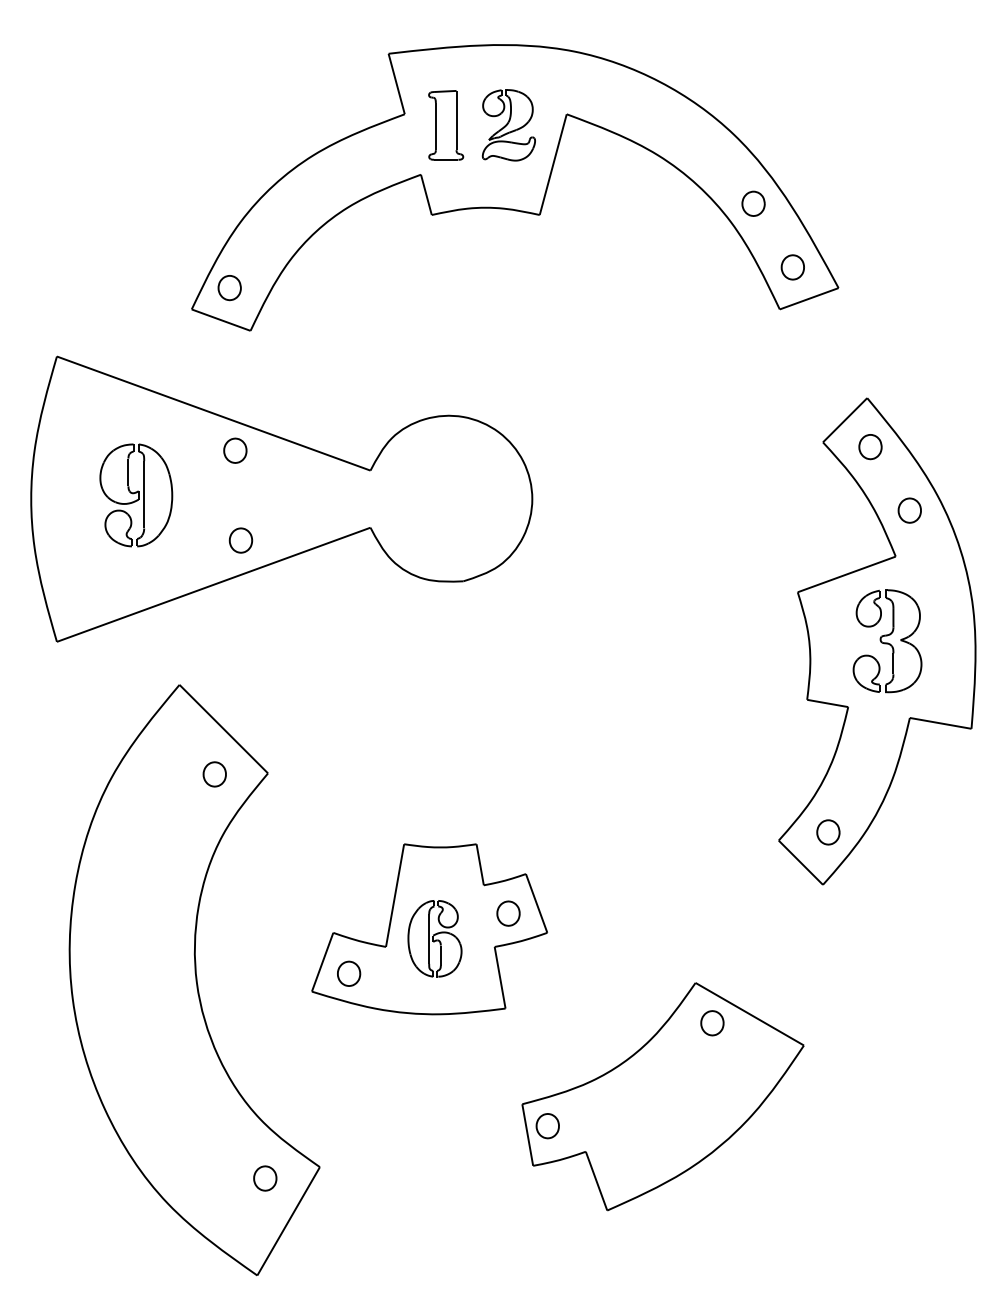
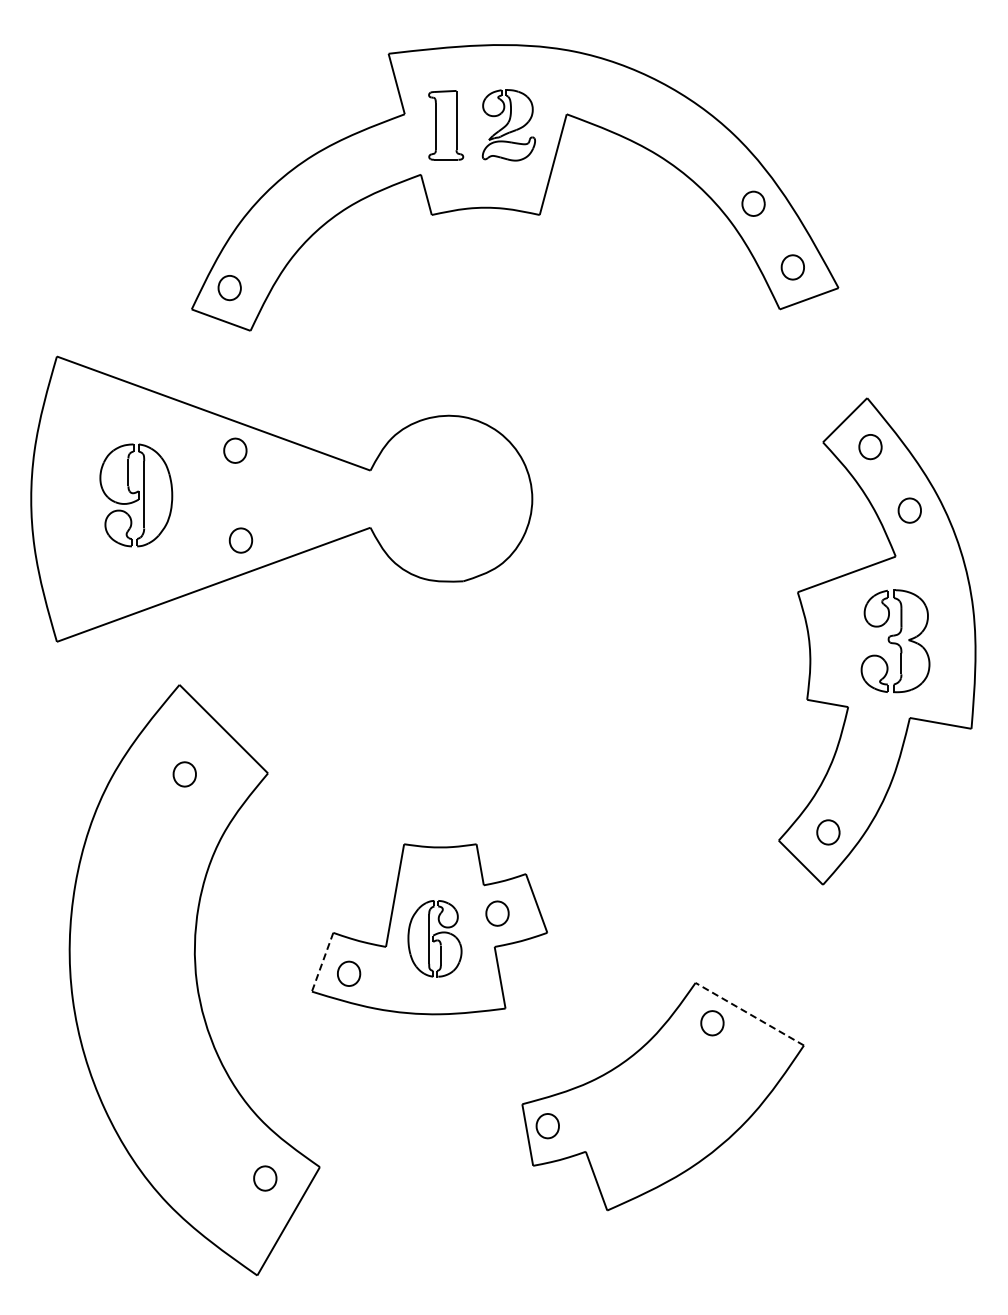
part position: (887, 641) -> (895, 641) (895, 641)
part position: (214, 774) -> (184, 774) (184, 774)
part position: (508, 913) -> (497, 913) (497, 913)
line: solid -> dashed (322, 962)
line: solid -> dashed (749, 1014)
